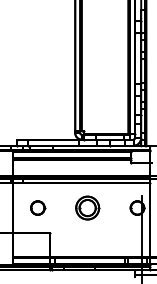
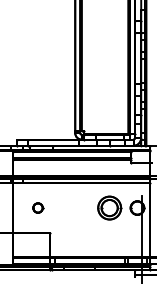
part size: 17x16 px -> 13x12 px (38, 207)
part position: (87, 207) -> (109, 207) (109, 207)
